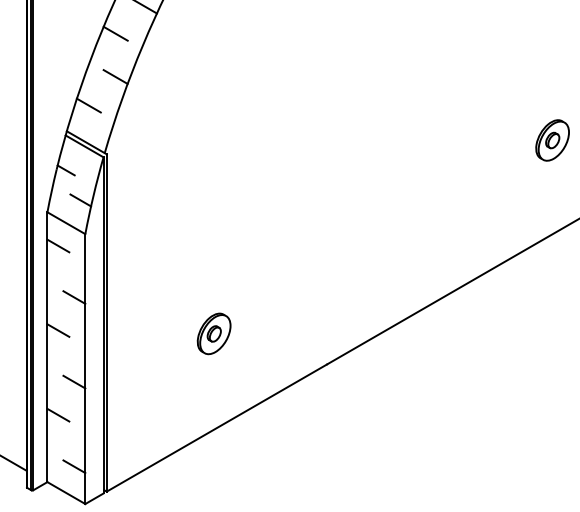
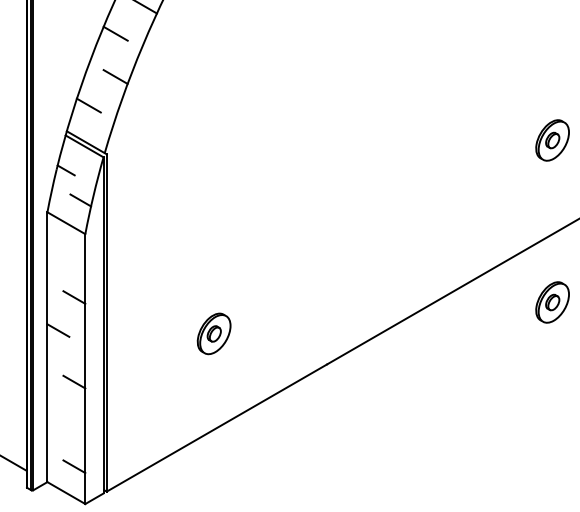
line: present -> none (58, 245)
part: none -> present (552, 302)
line: present -> none (58, 414)
